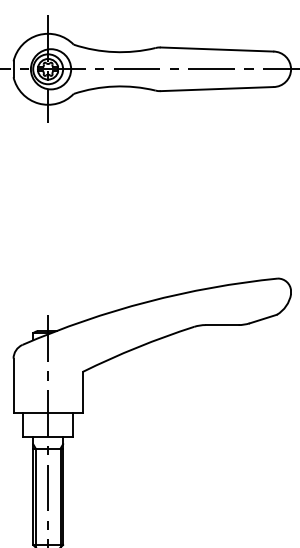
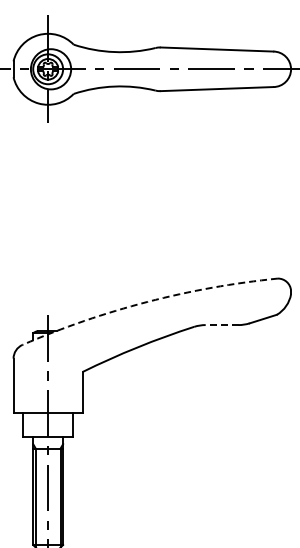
arc: solid -> dashed (147, 301)
line: solid -> dashed (221, 325)
